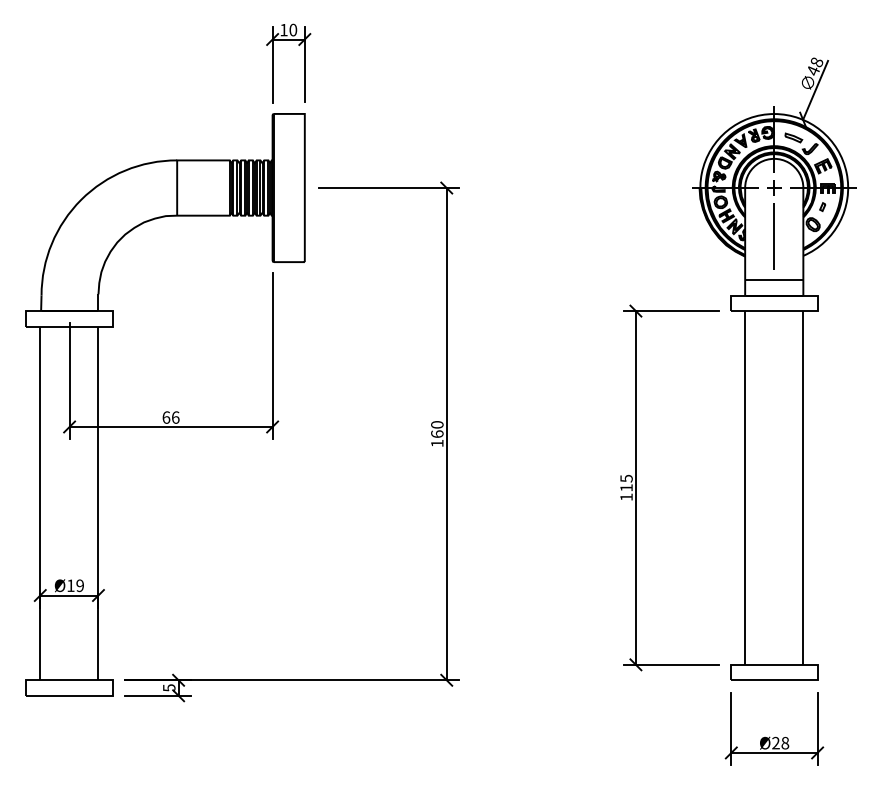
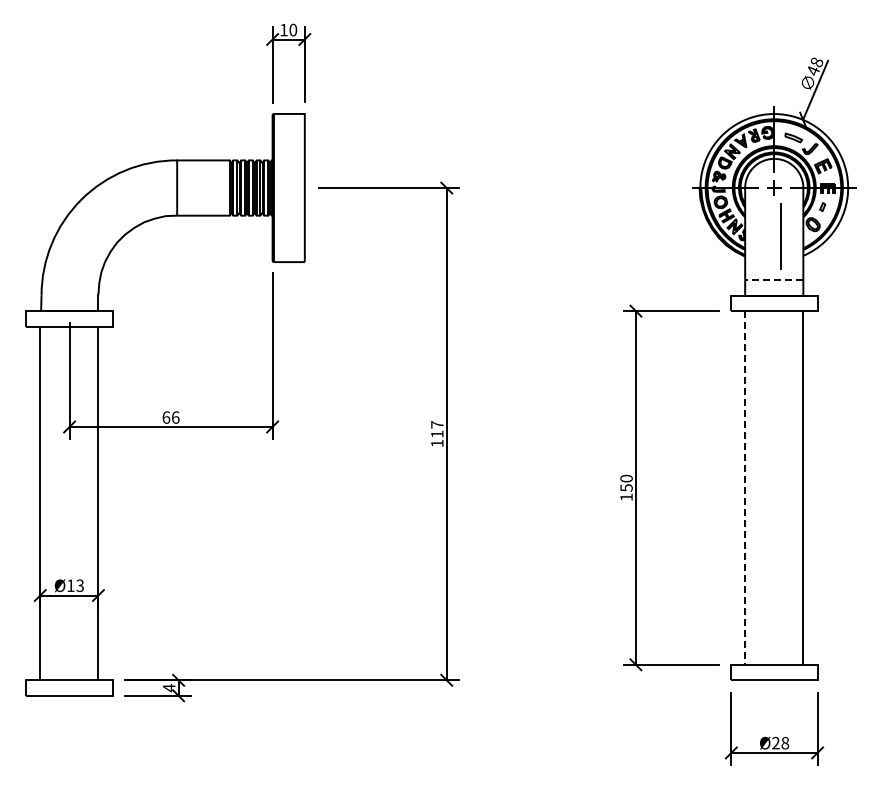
line position: (773, 236) -> (780, 236) (780, 236)
line: solid -> dashed (773, 280)
text: 160 -> 117 (437, 429)
text: 115 -> 150 (626, 482)
line: solid -> dashed (745, 487)
text: Ø19 -> Ø13 (79, 585)
text: 5 -> 4 (169, 688)
